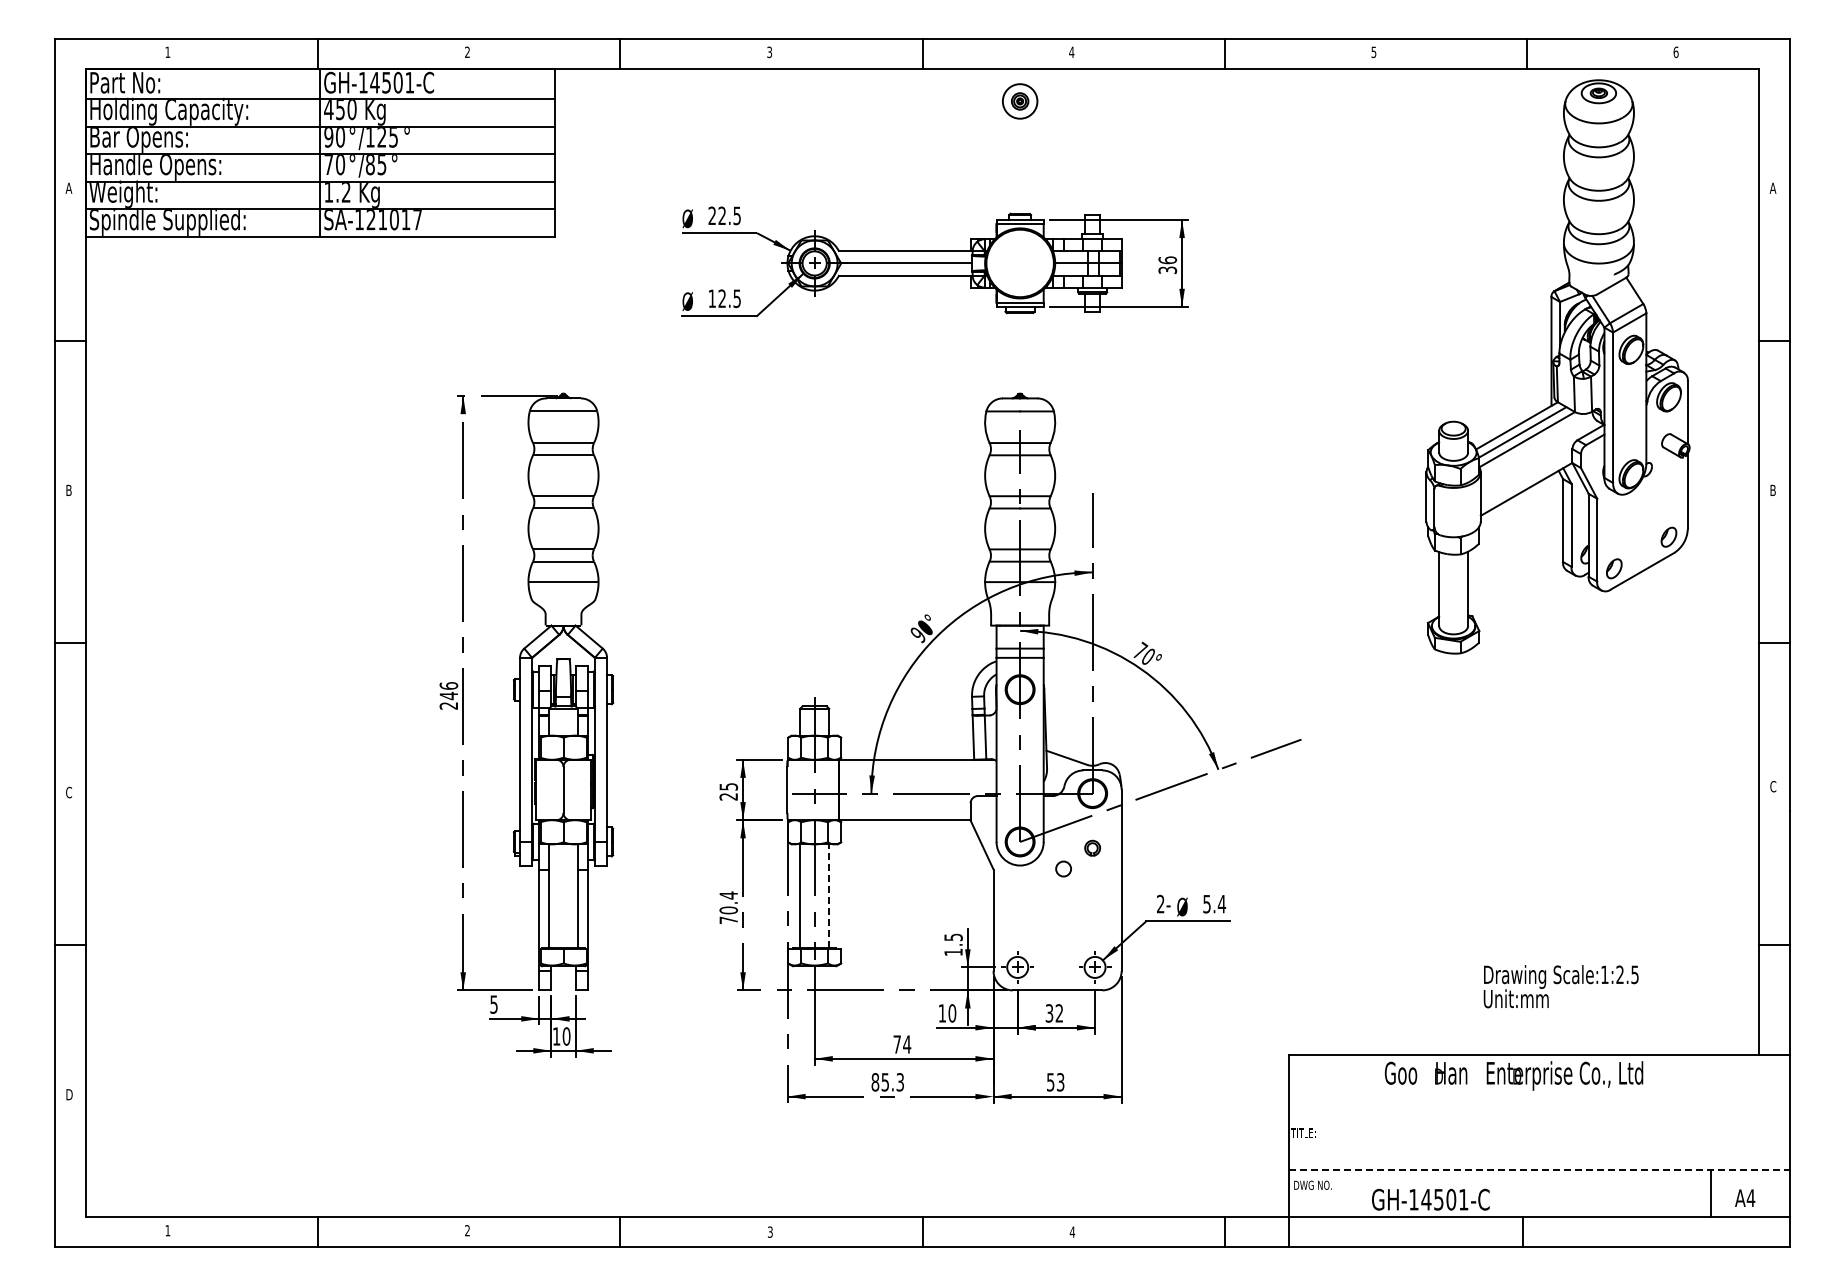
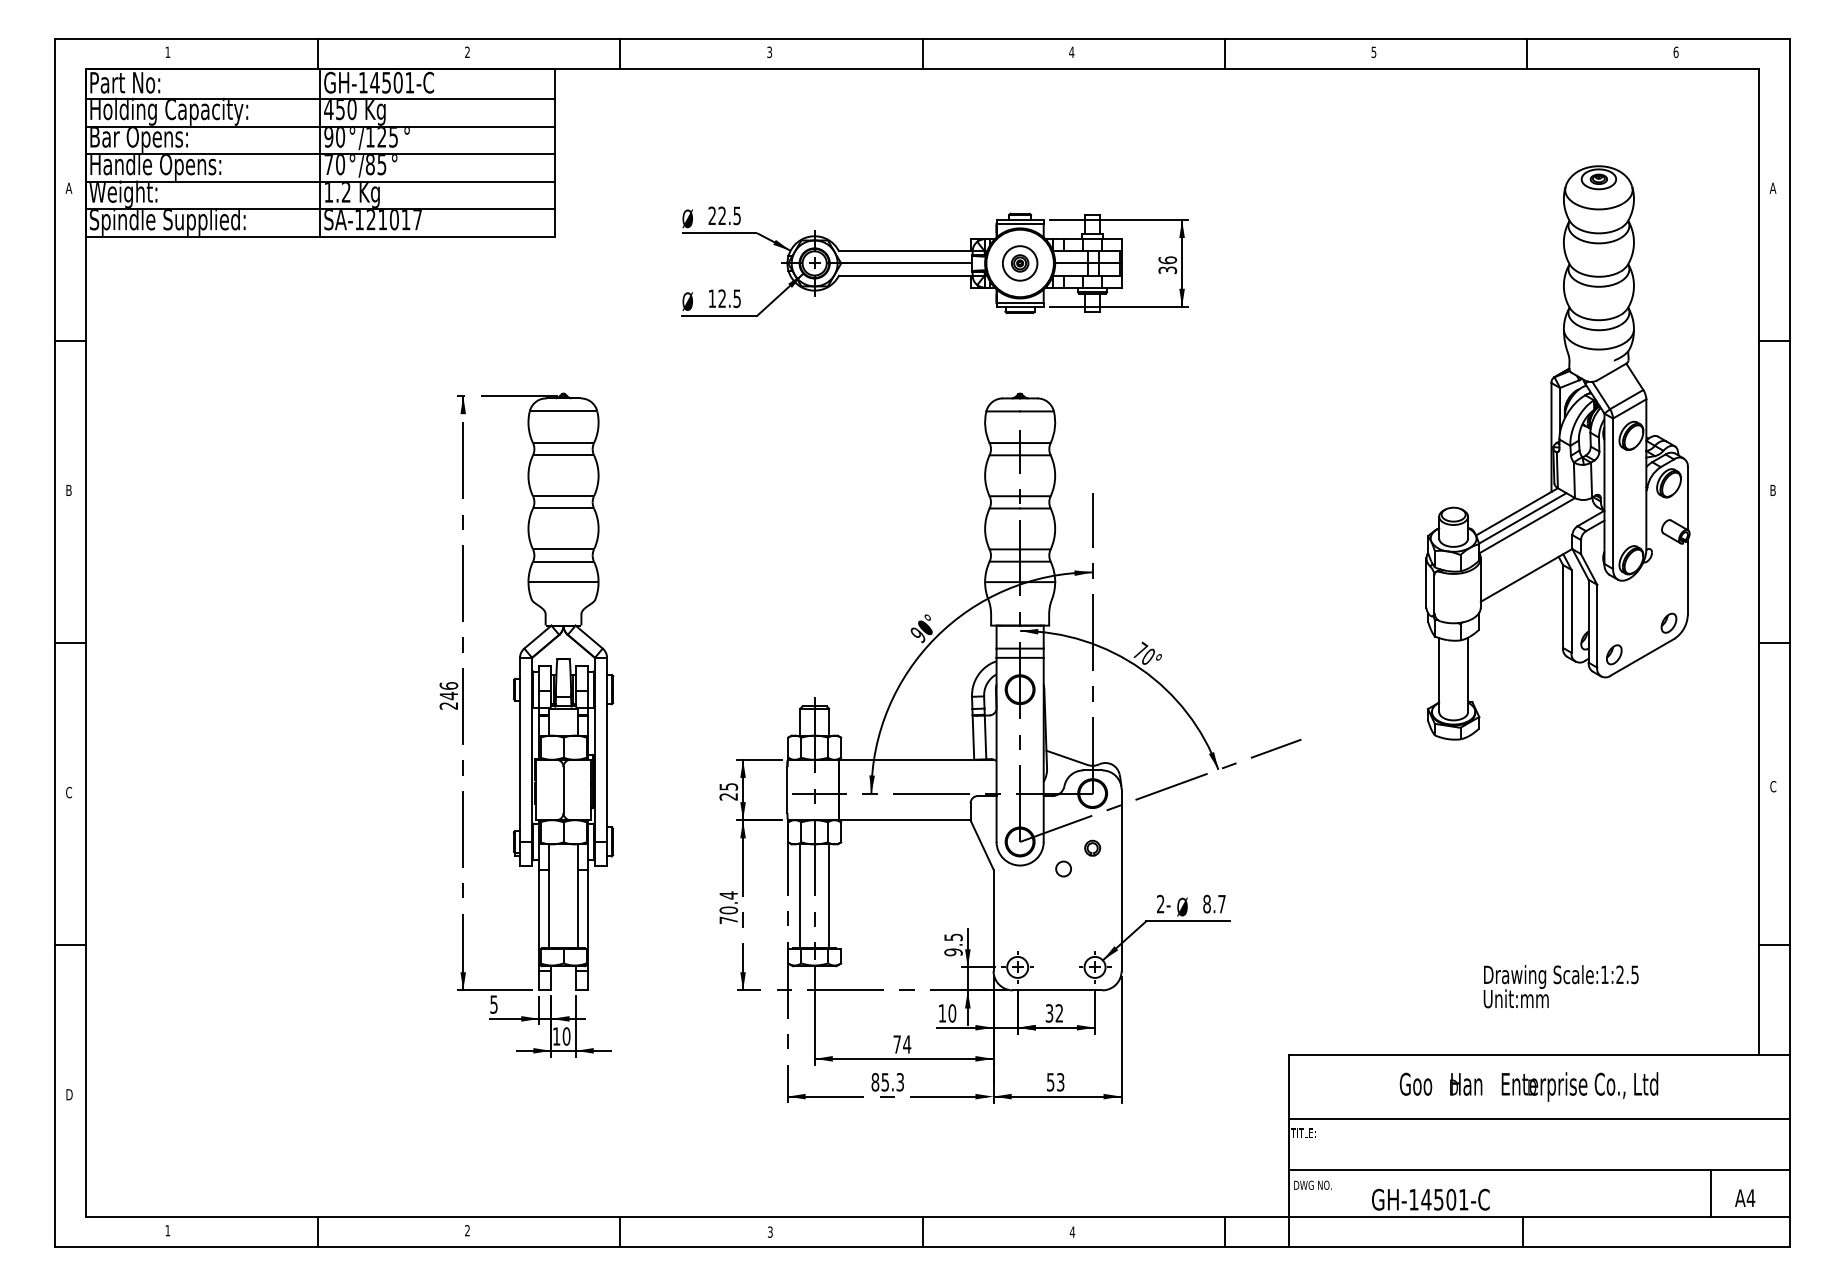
part position: (1020, 101) -> (1020, 263) (1020, 263)
part position: (1557, 366) -> (1557, 452) (1557, 452)
line: dashed -> solid (829, 896)
text: 5.4 -> 8.7 (1214, 903)
text: 1.5 -> 9.5 (953, 952)
text position: (1513, 1075) -> (1528, 1086) (1528, 1086)
line: none -> present (1539, 1118)
line: dashed -> solid (1540, 1170)
